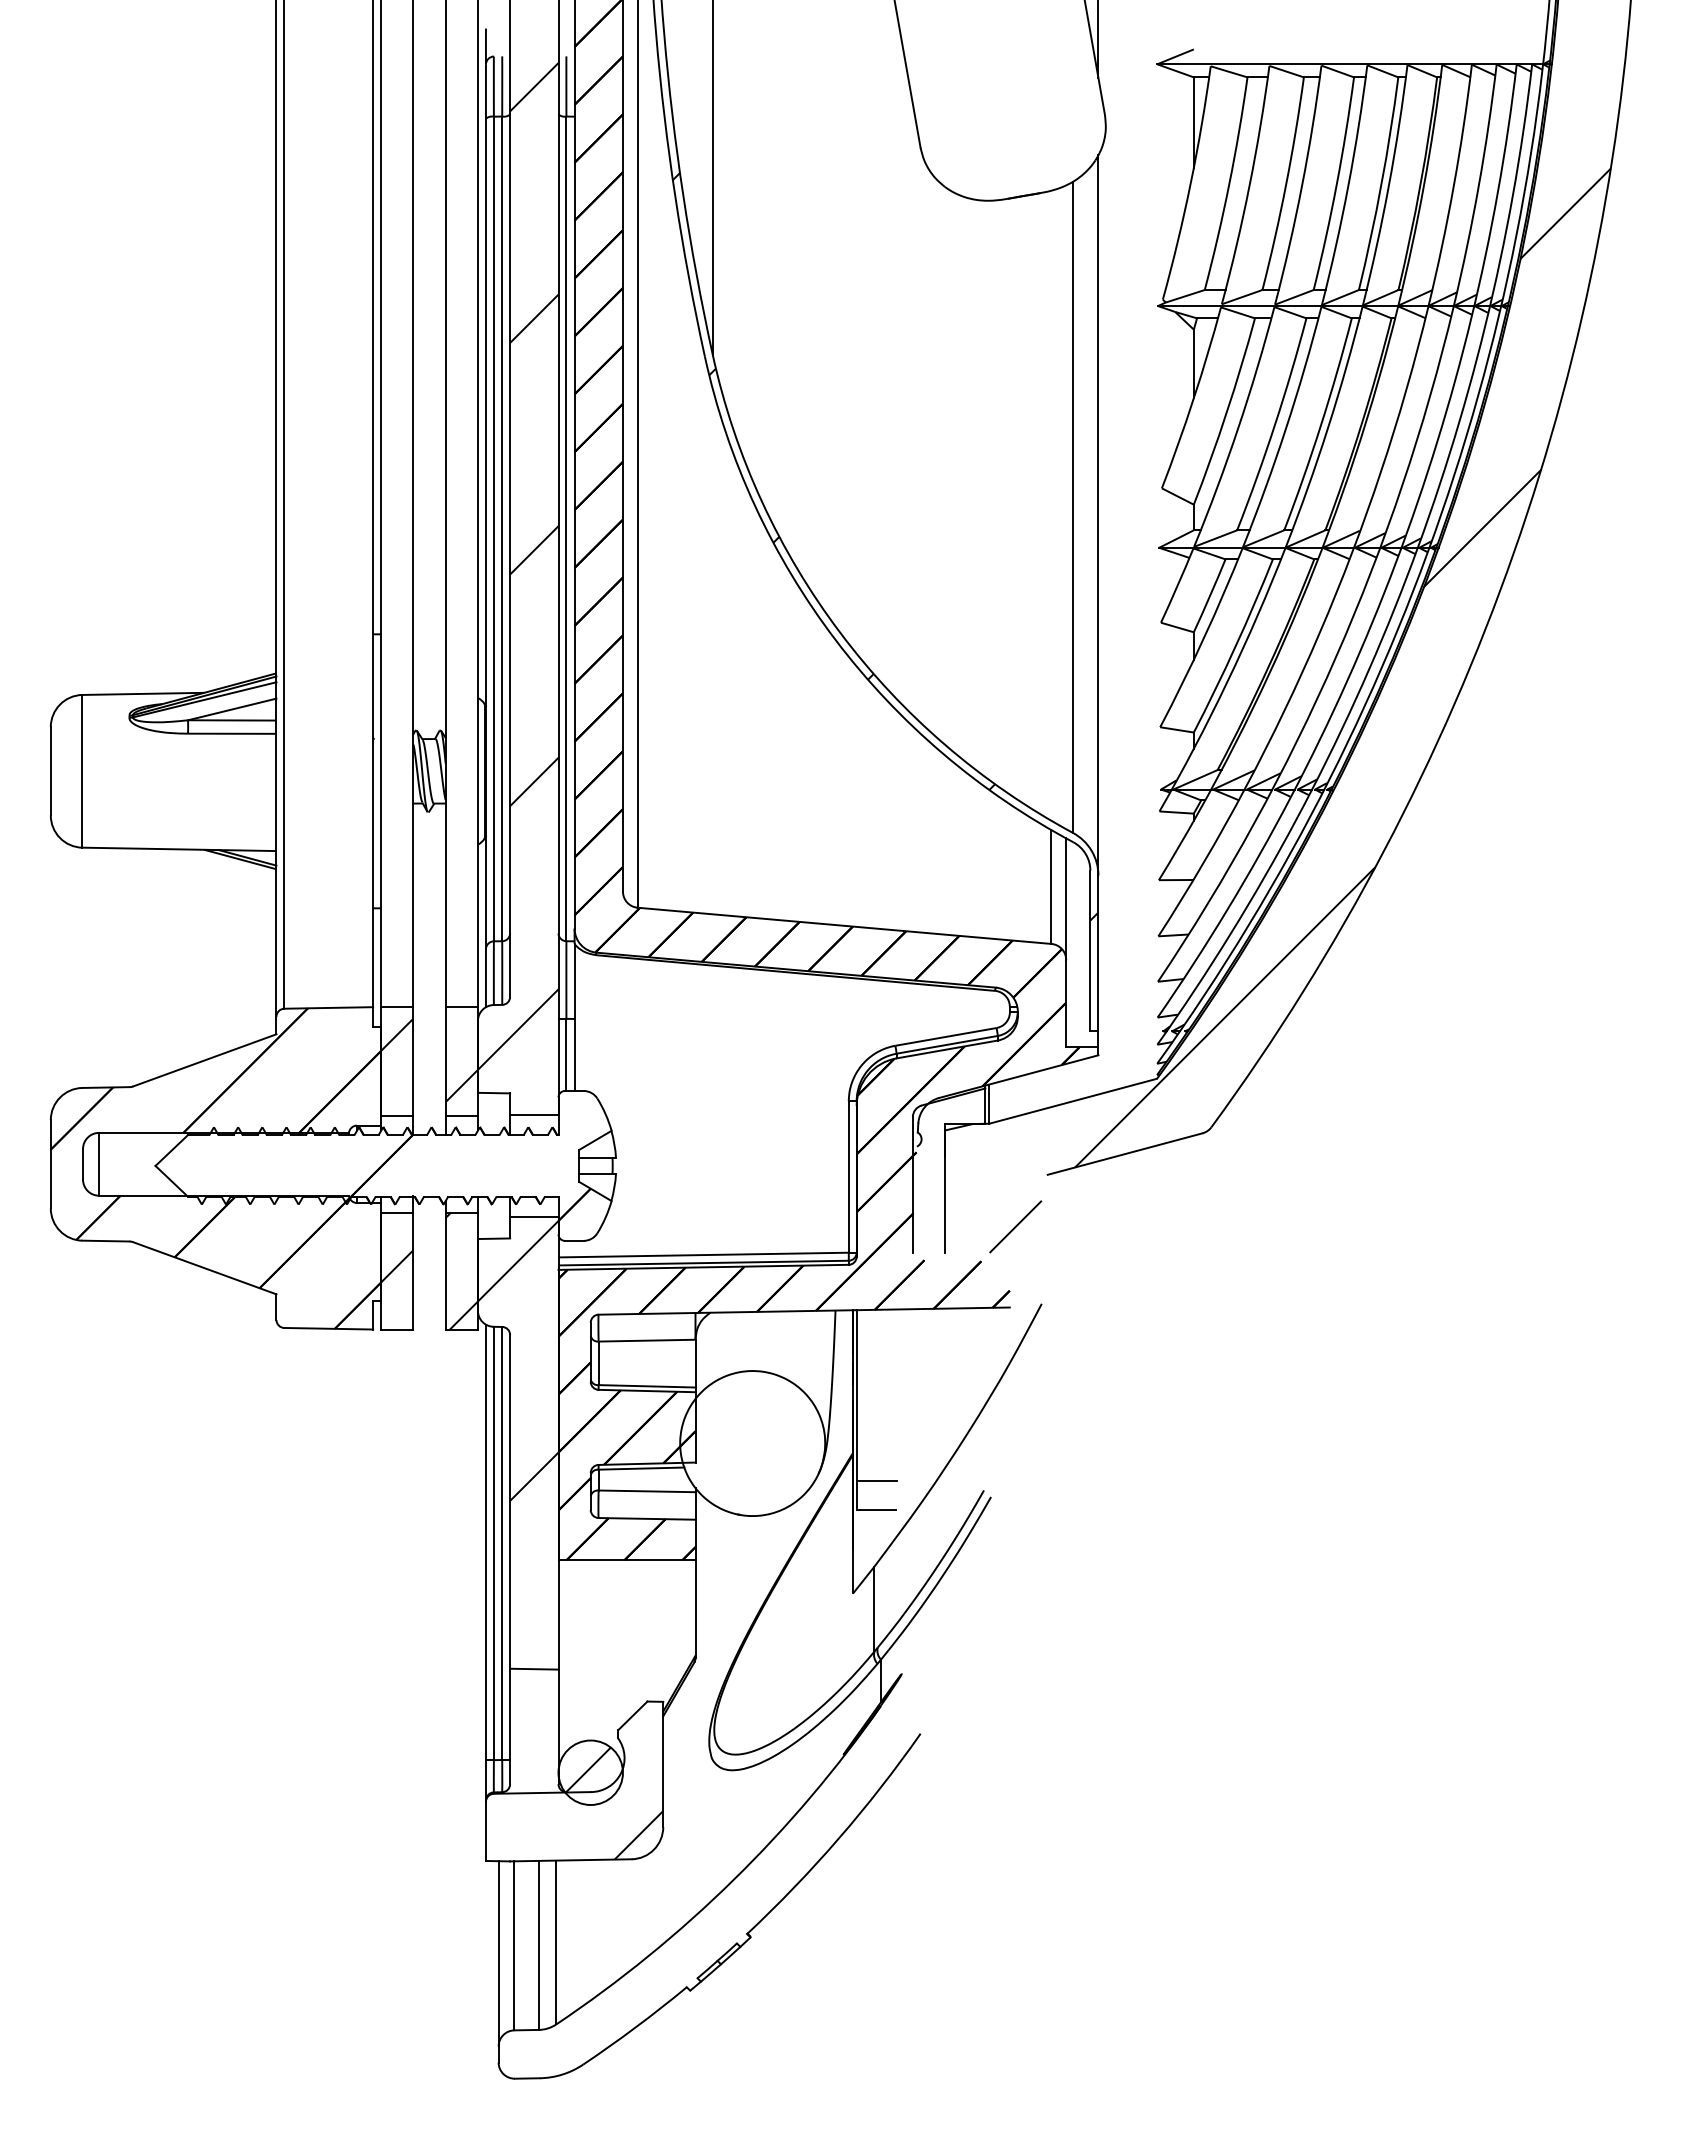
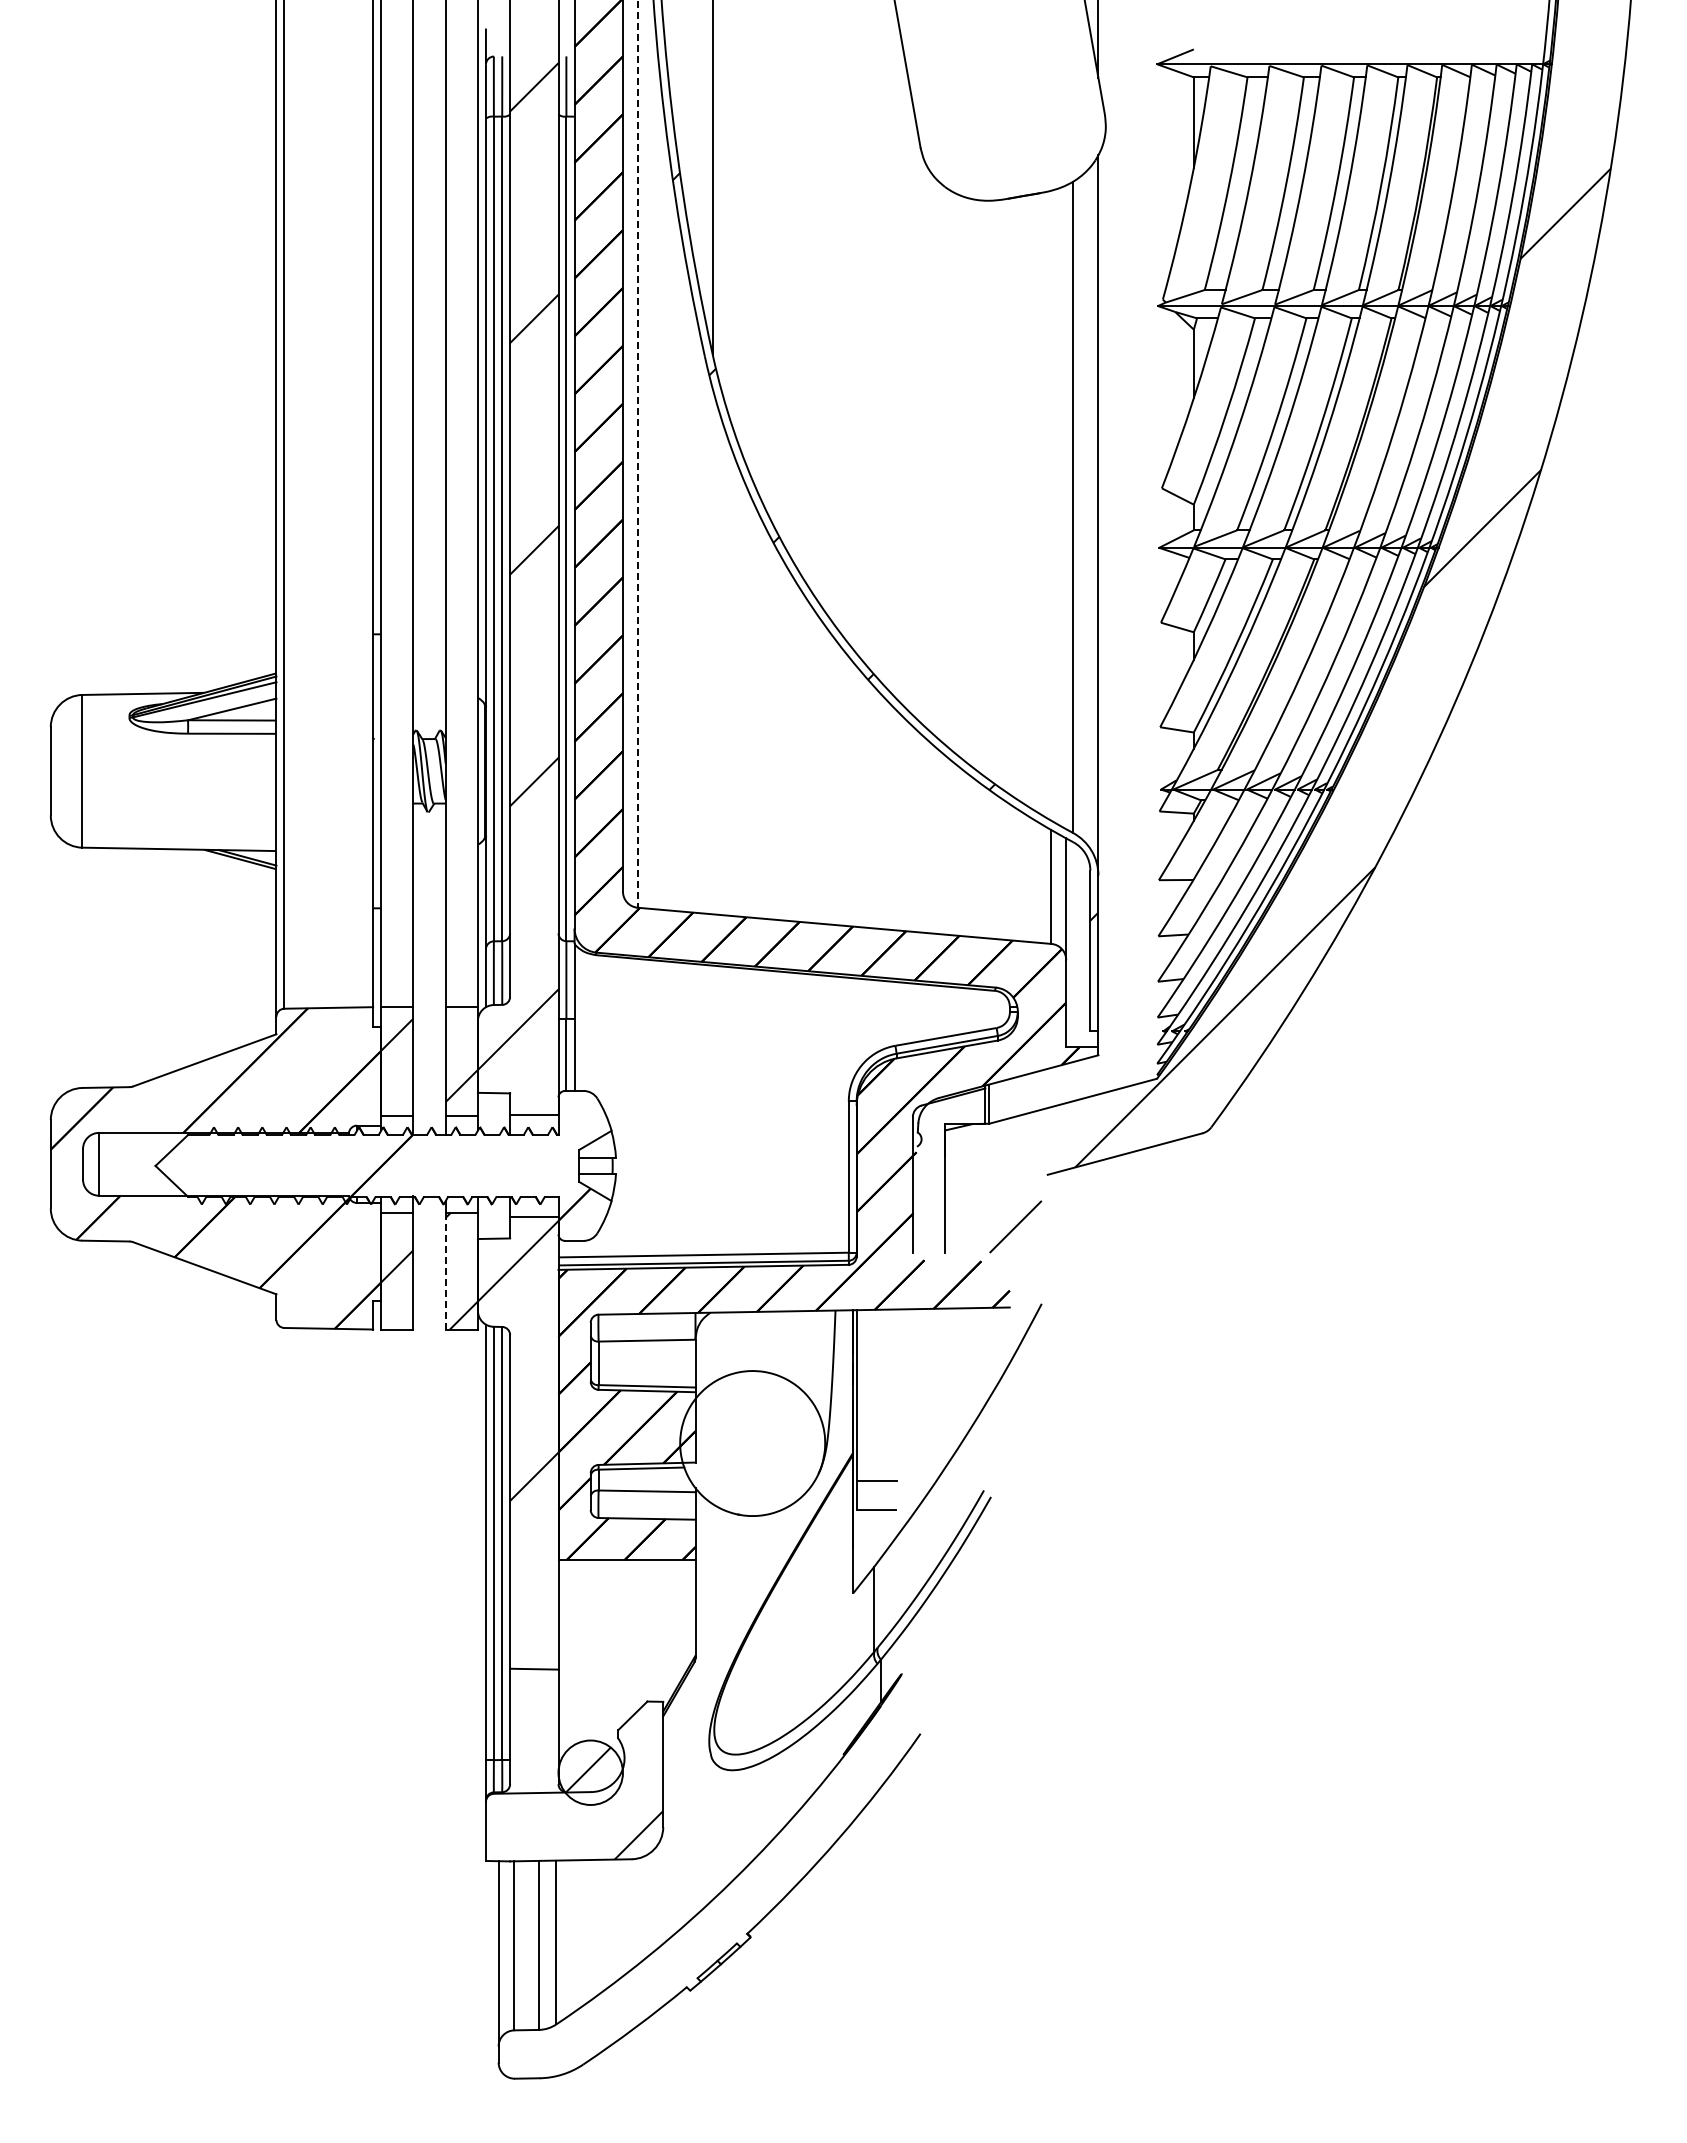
line: solid -> dashed (637, 453)
line: solid -> dashed (445, 1270)
